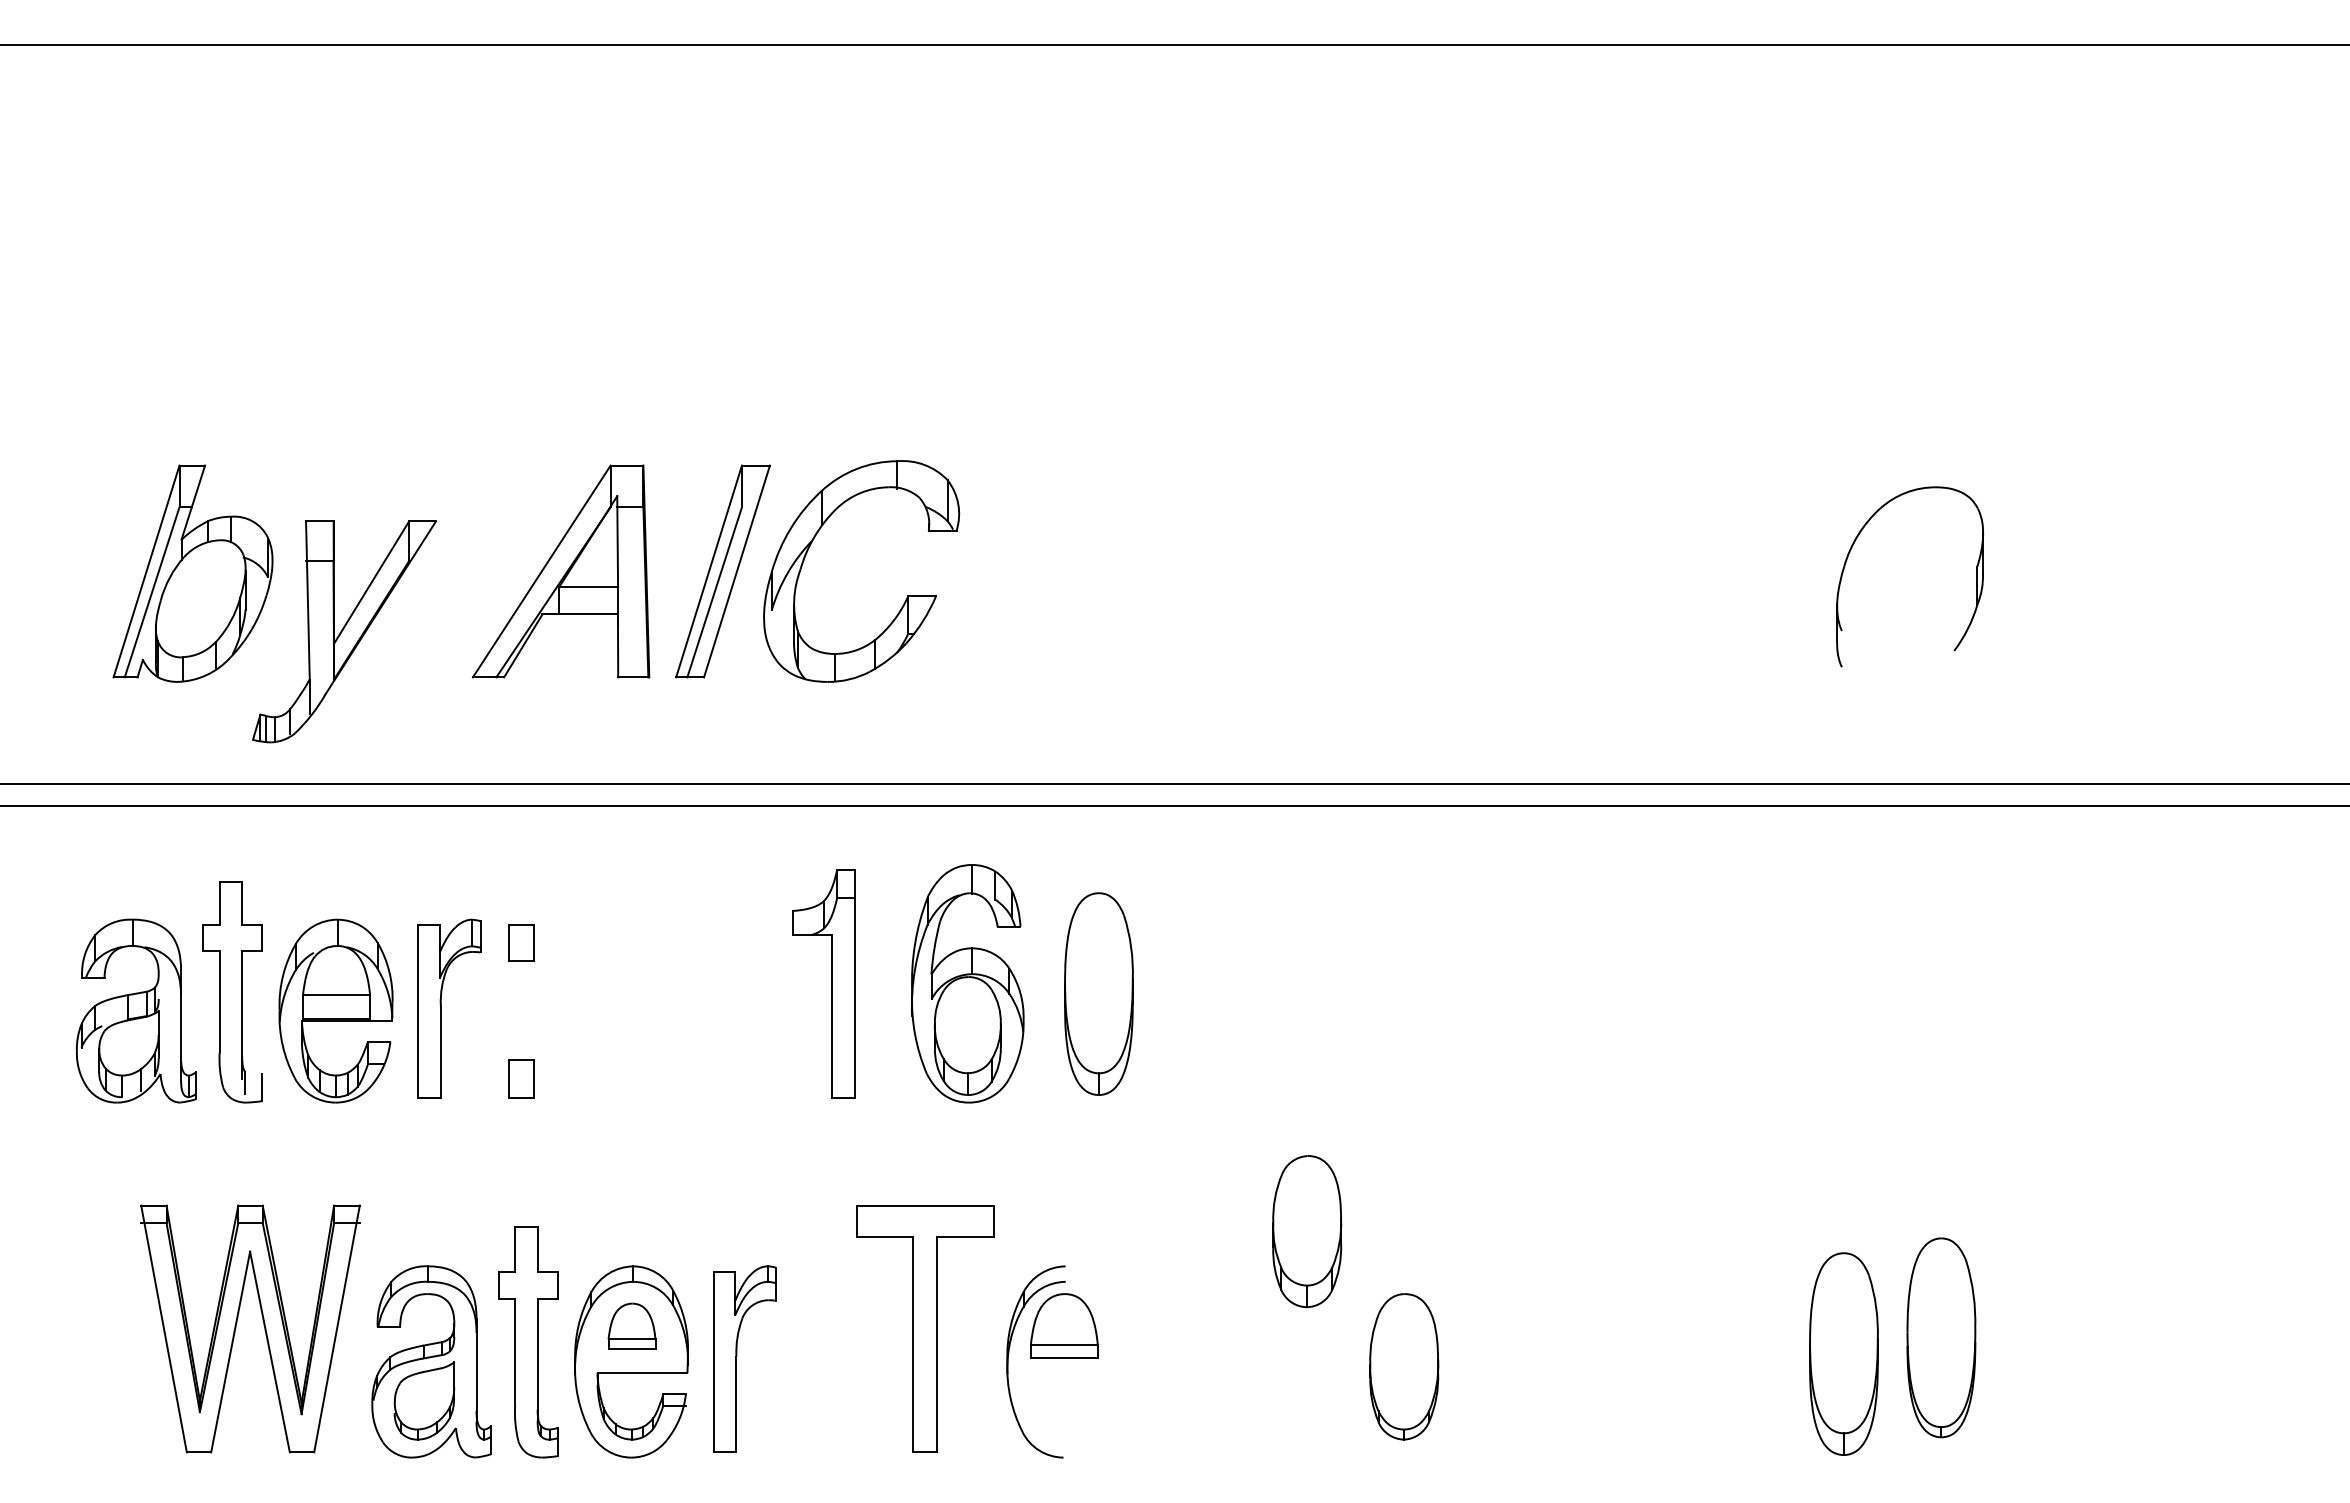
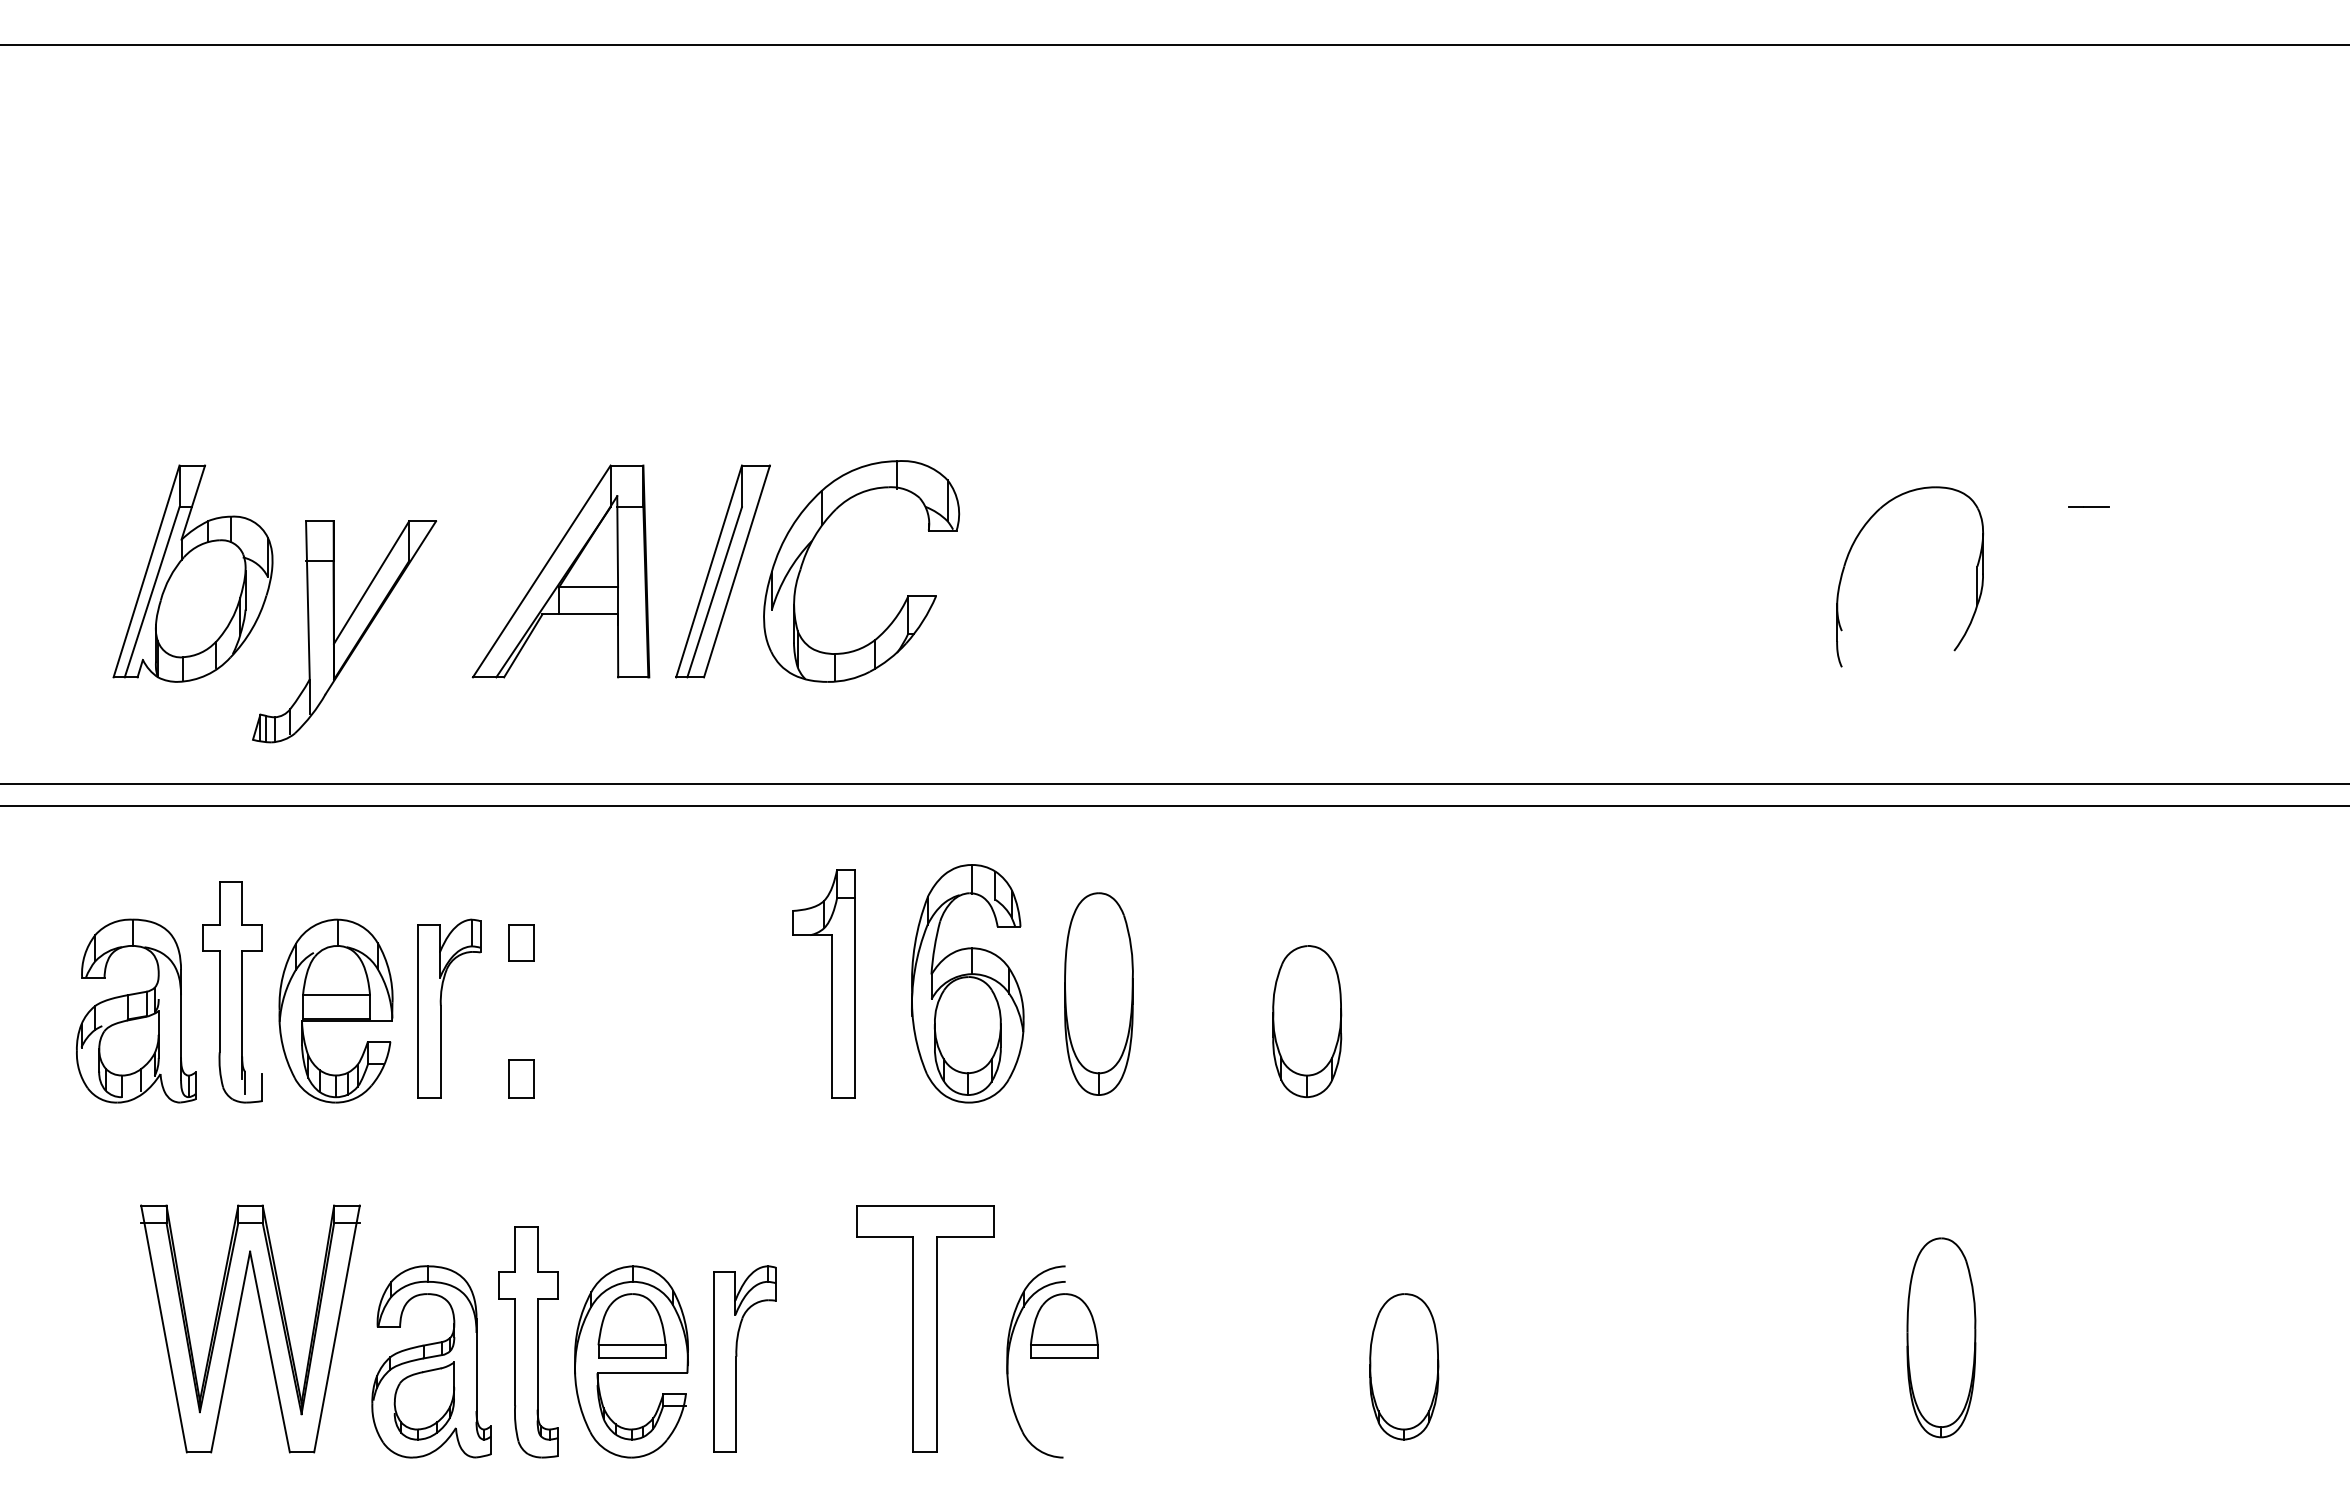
line: none -> present (2088, 506)
part position: (1307, 1231) -> (1307, 1021) (1307, 1021)
part size: 50x48 px -> 70x66 px (631, 1325)
part: present -> none (1843, 1353)
